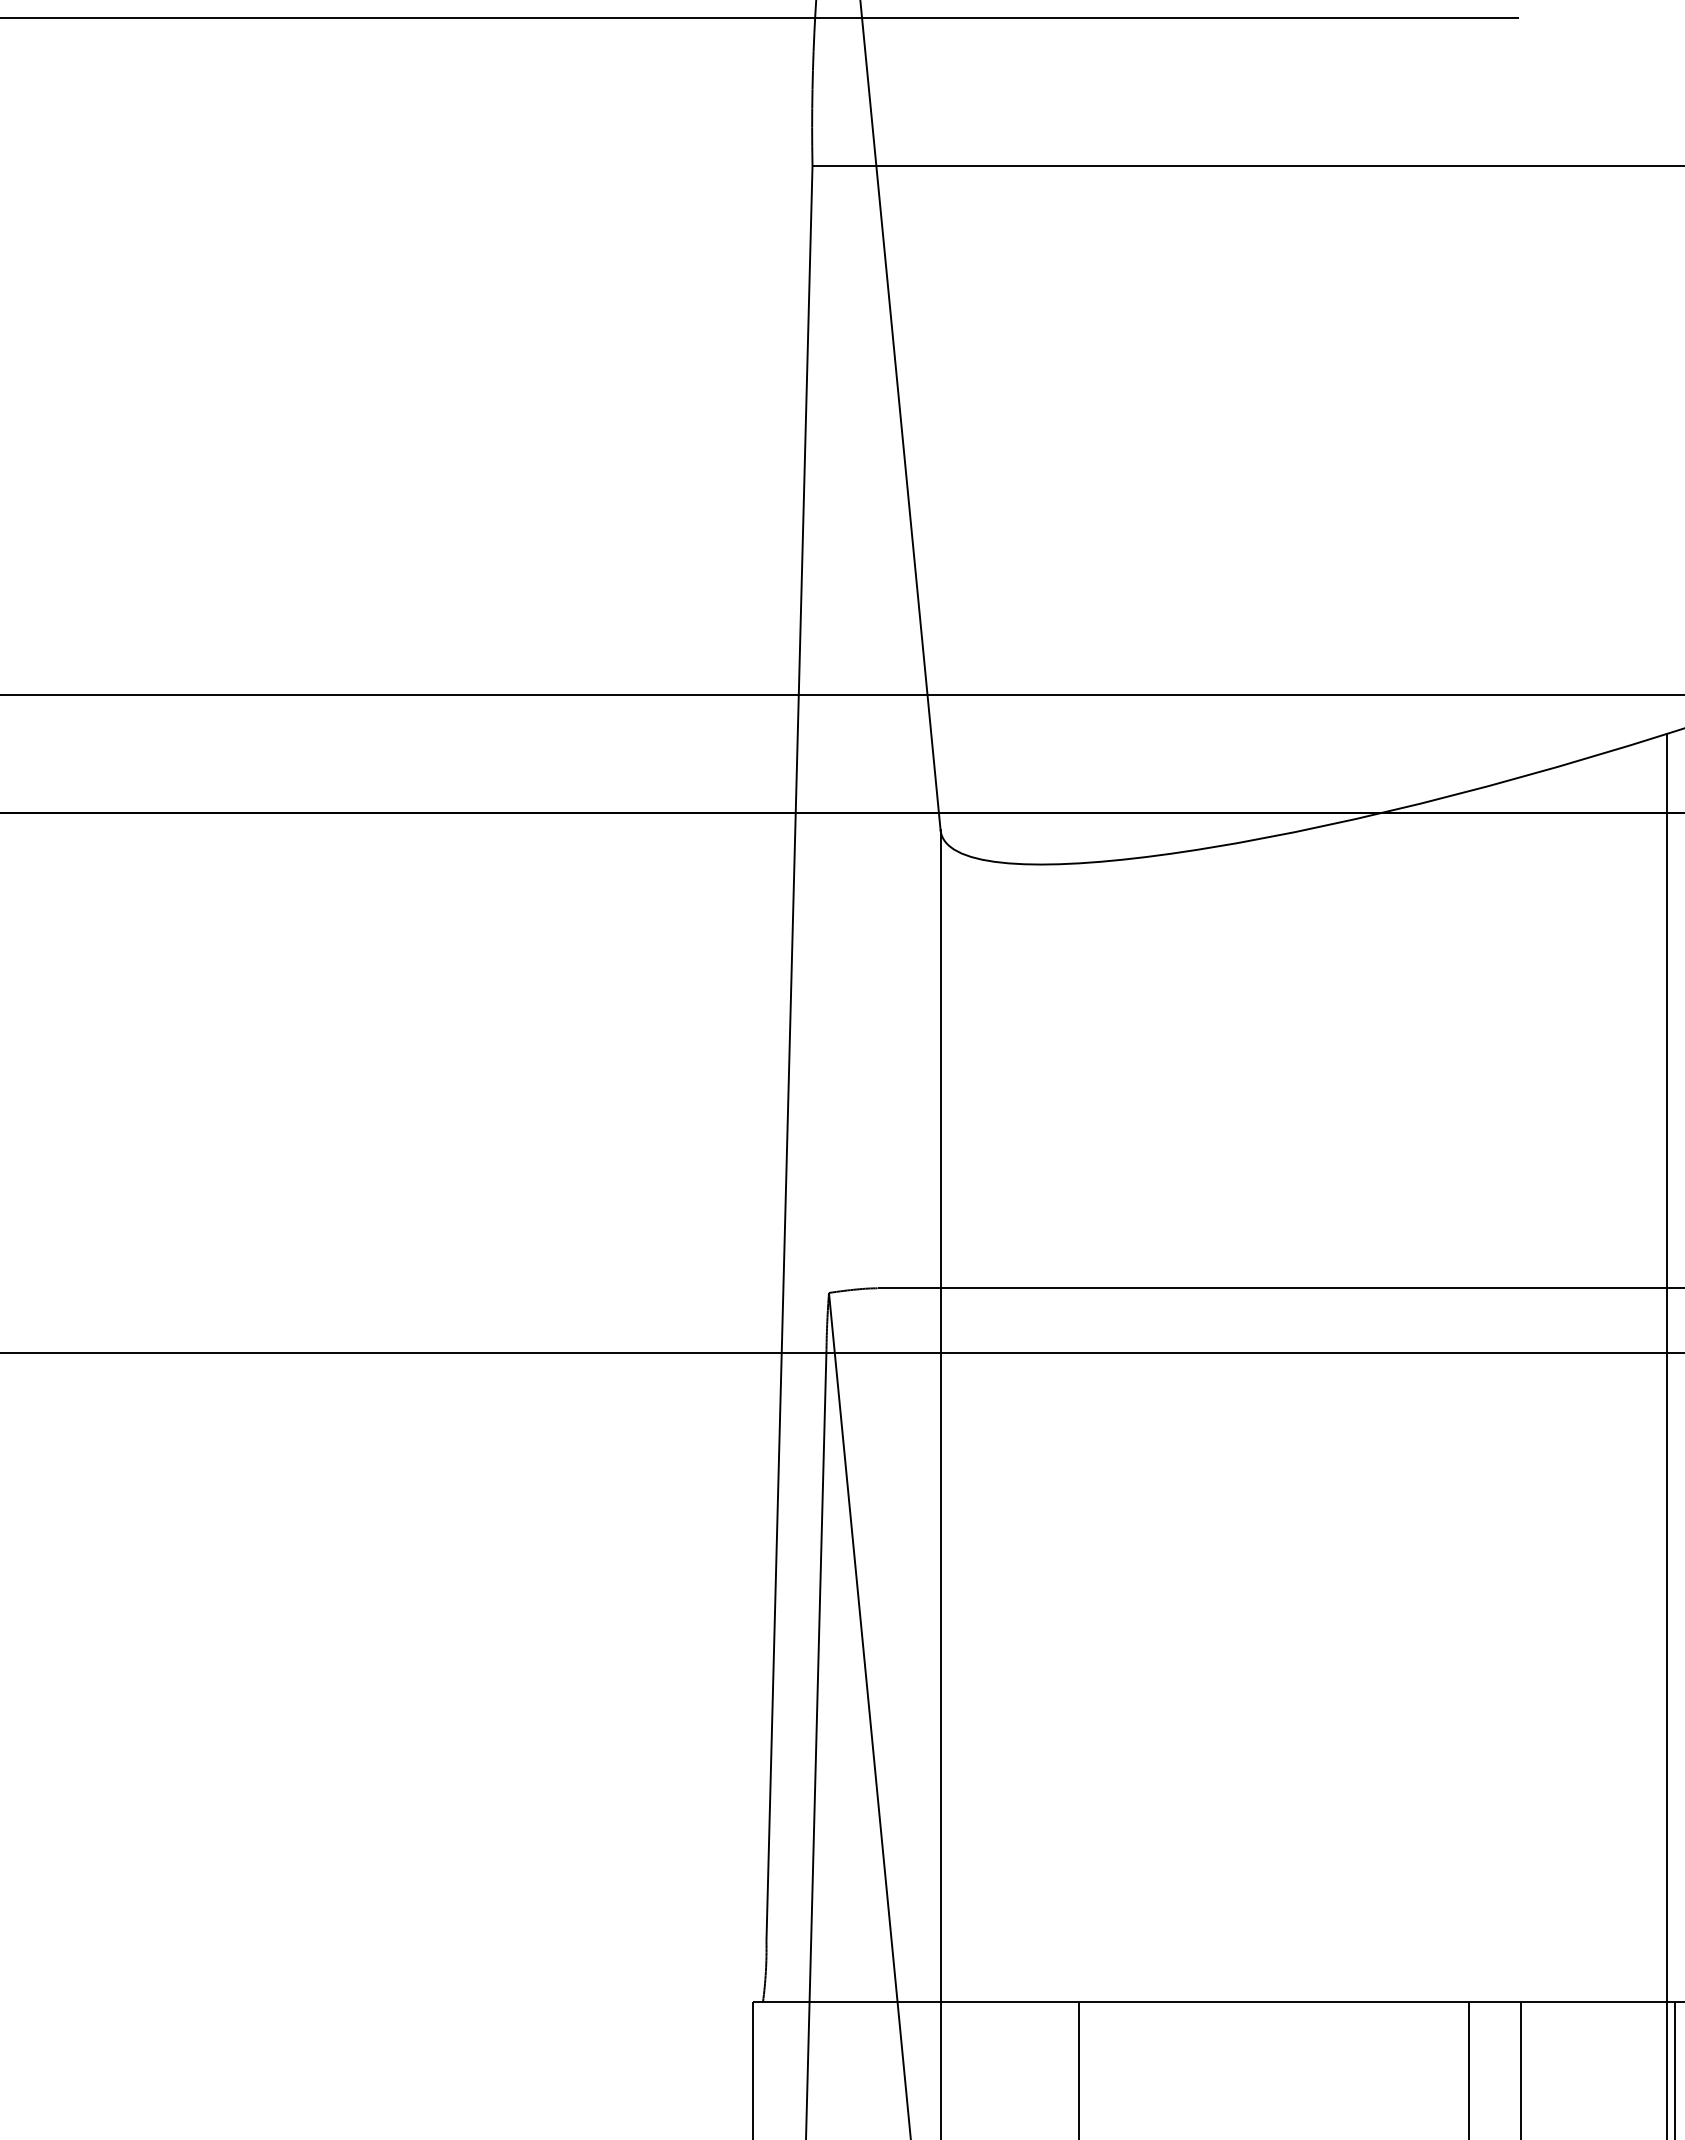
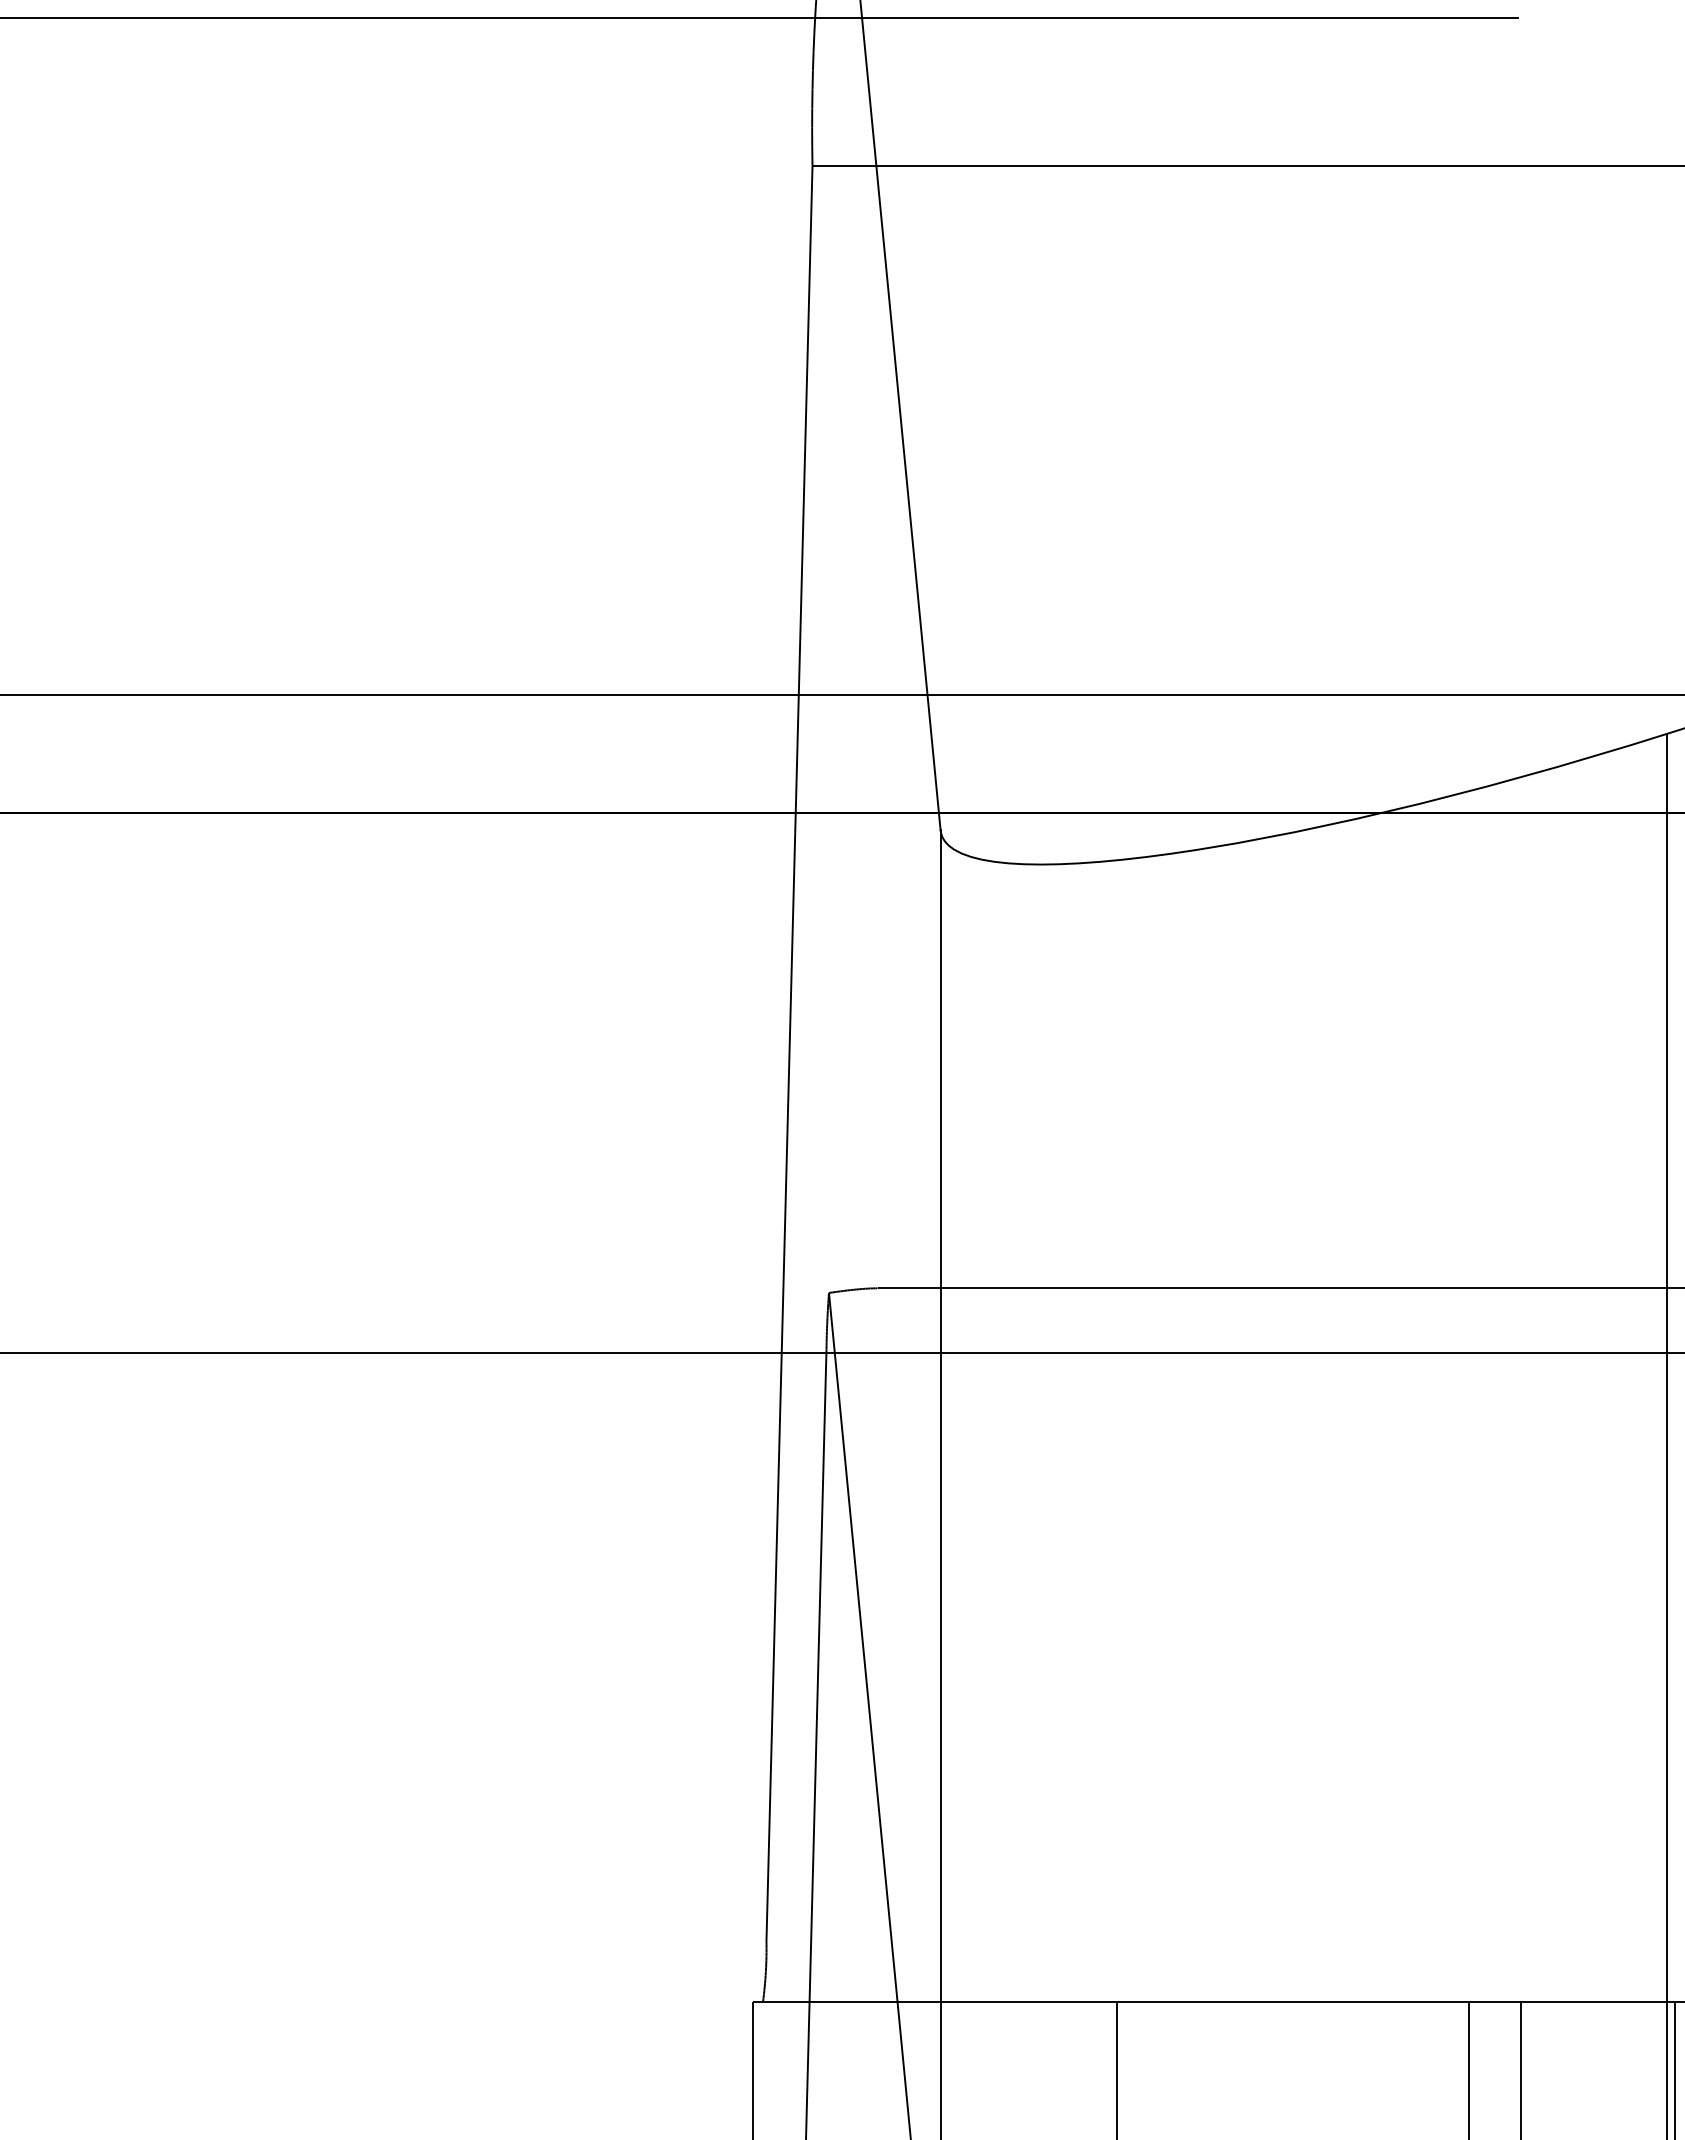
line position: (1079, 2069) -> (1117, 2069) (1117, 2069)
